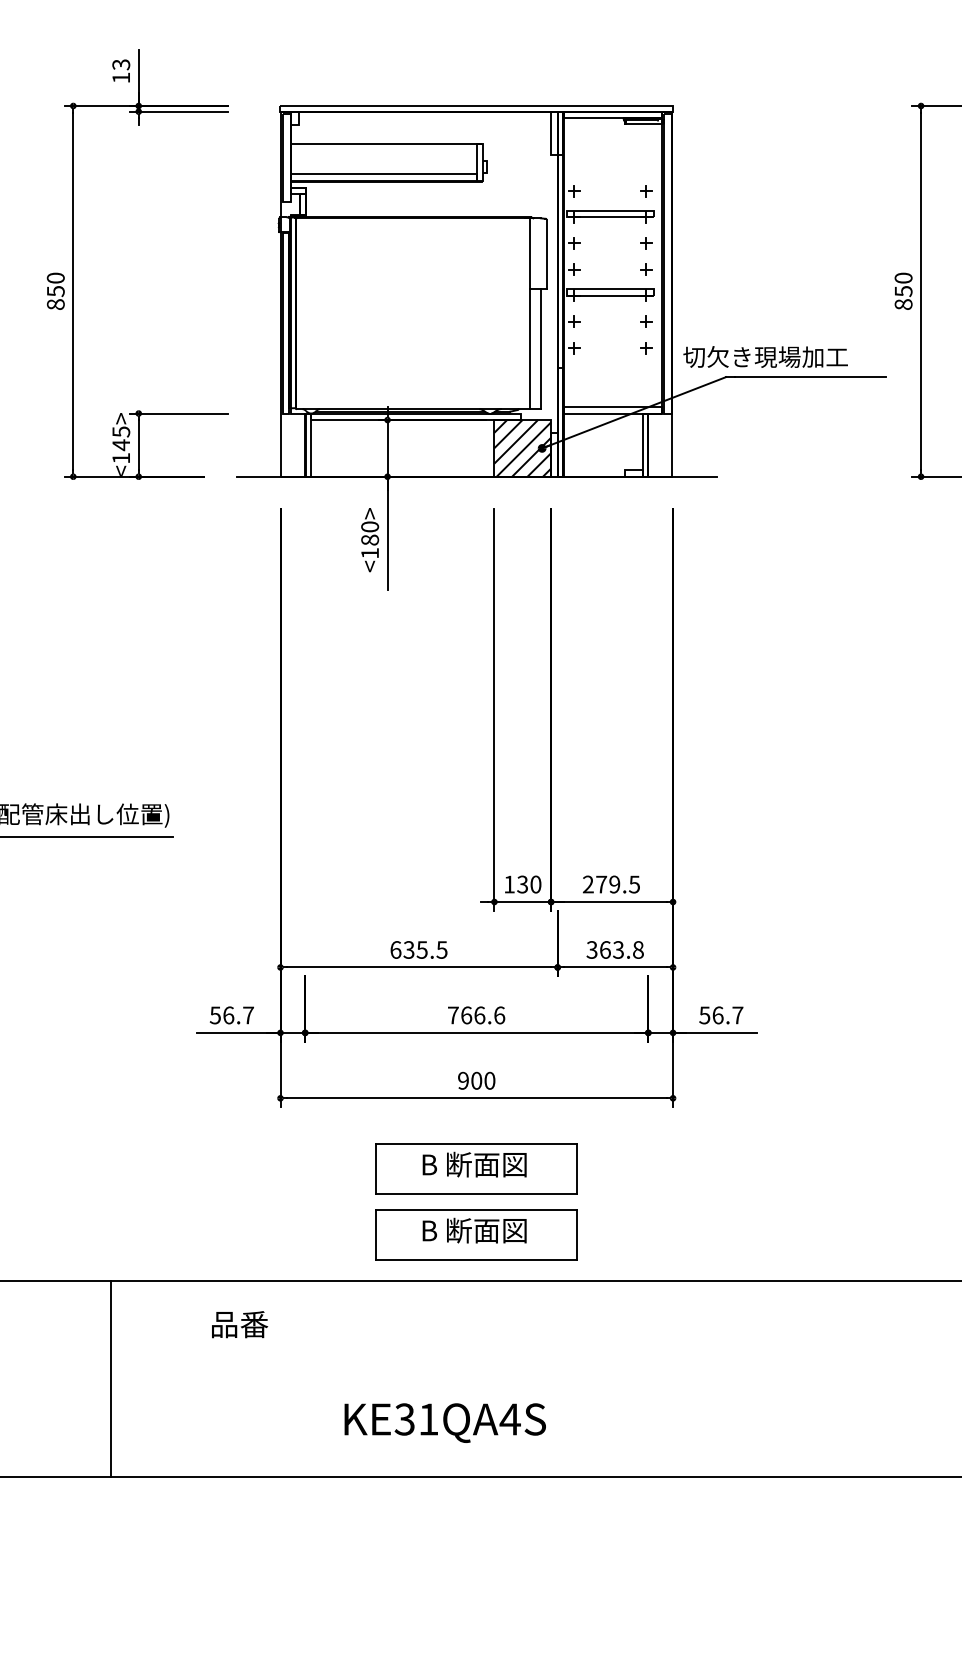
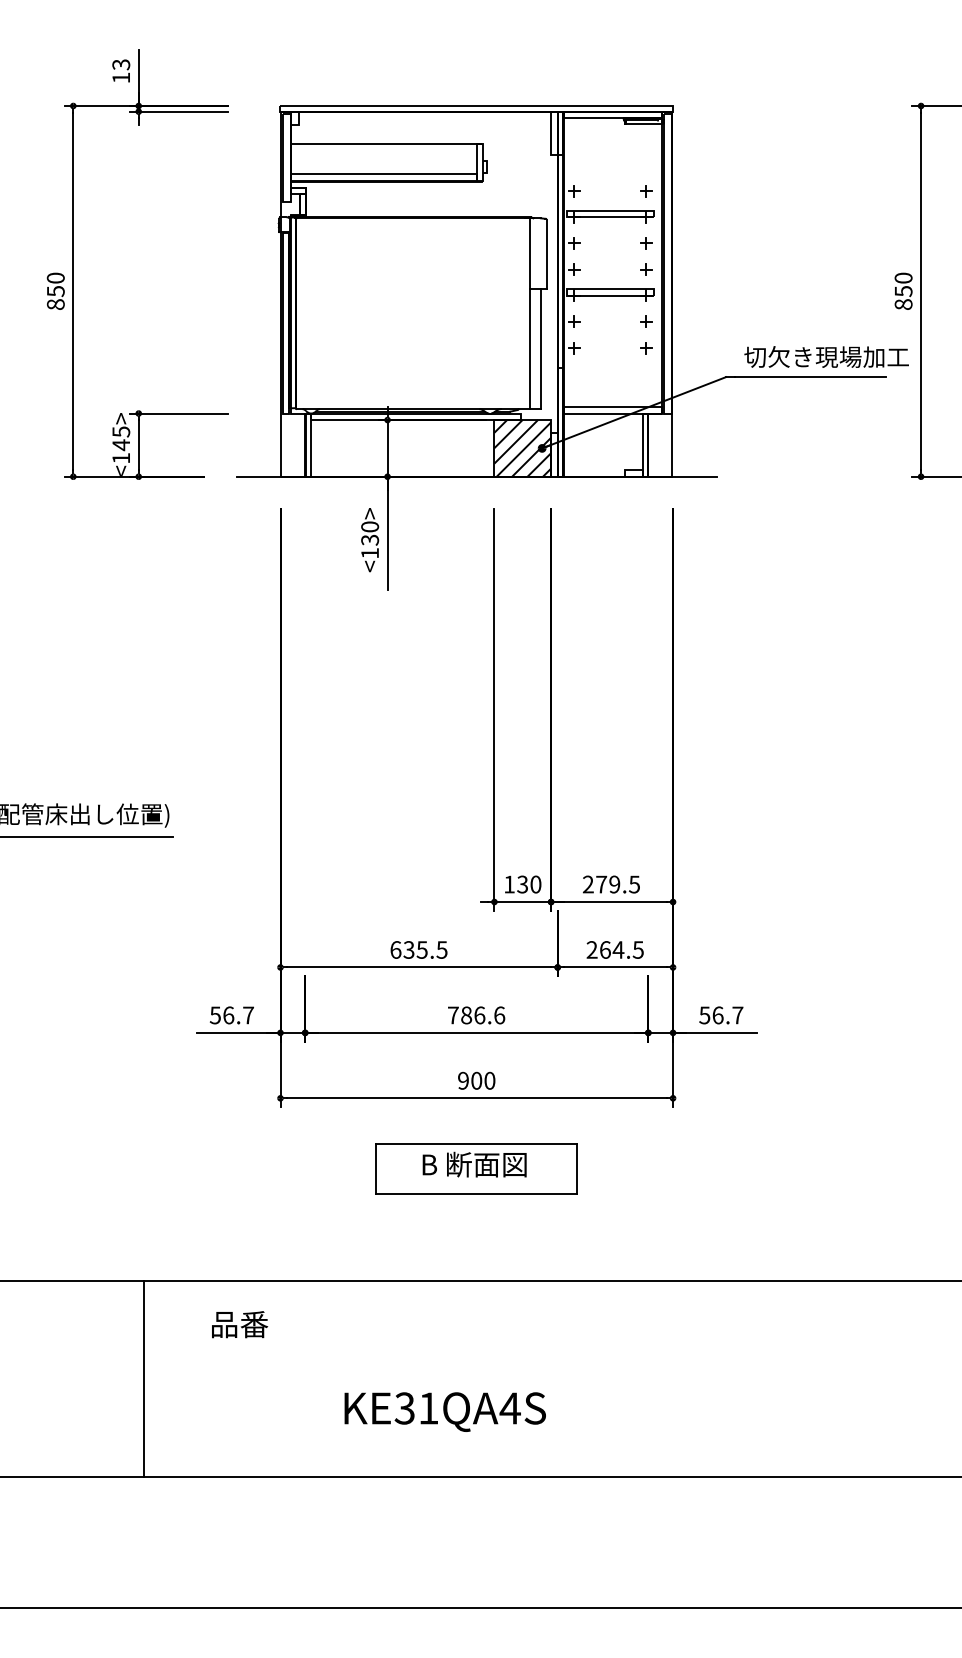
text position: (765, 356) -> (826, 356) (826, 356)
text: <180> -> <130> (369, 539)
text: 363.8 -> 264.5 (614, 949)
text: 766.6 -> 786.6 (466, 1015)
part: present -> none (476, 1234)
line position: (111, 1379) -> (144, 1379) (144, 1379)
text position: (444, 1422) -> (444, 1411) (444, 1411)
line: none -> present (480, 1608)
